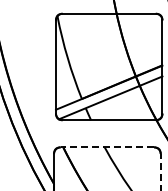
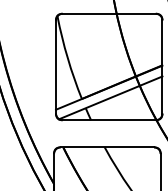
line: dashed -> solid (107, 147)
line: dashed -> solid (160, 171)
